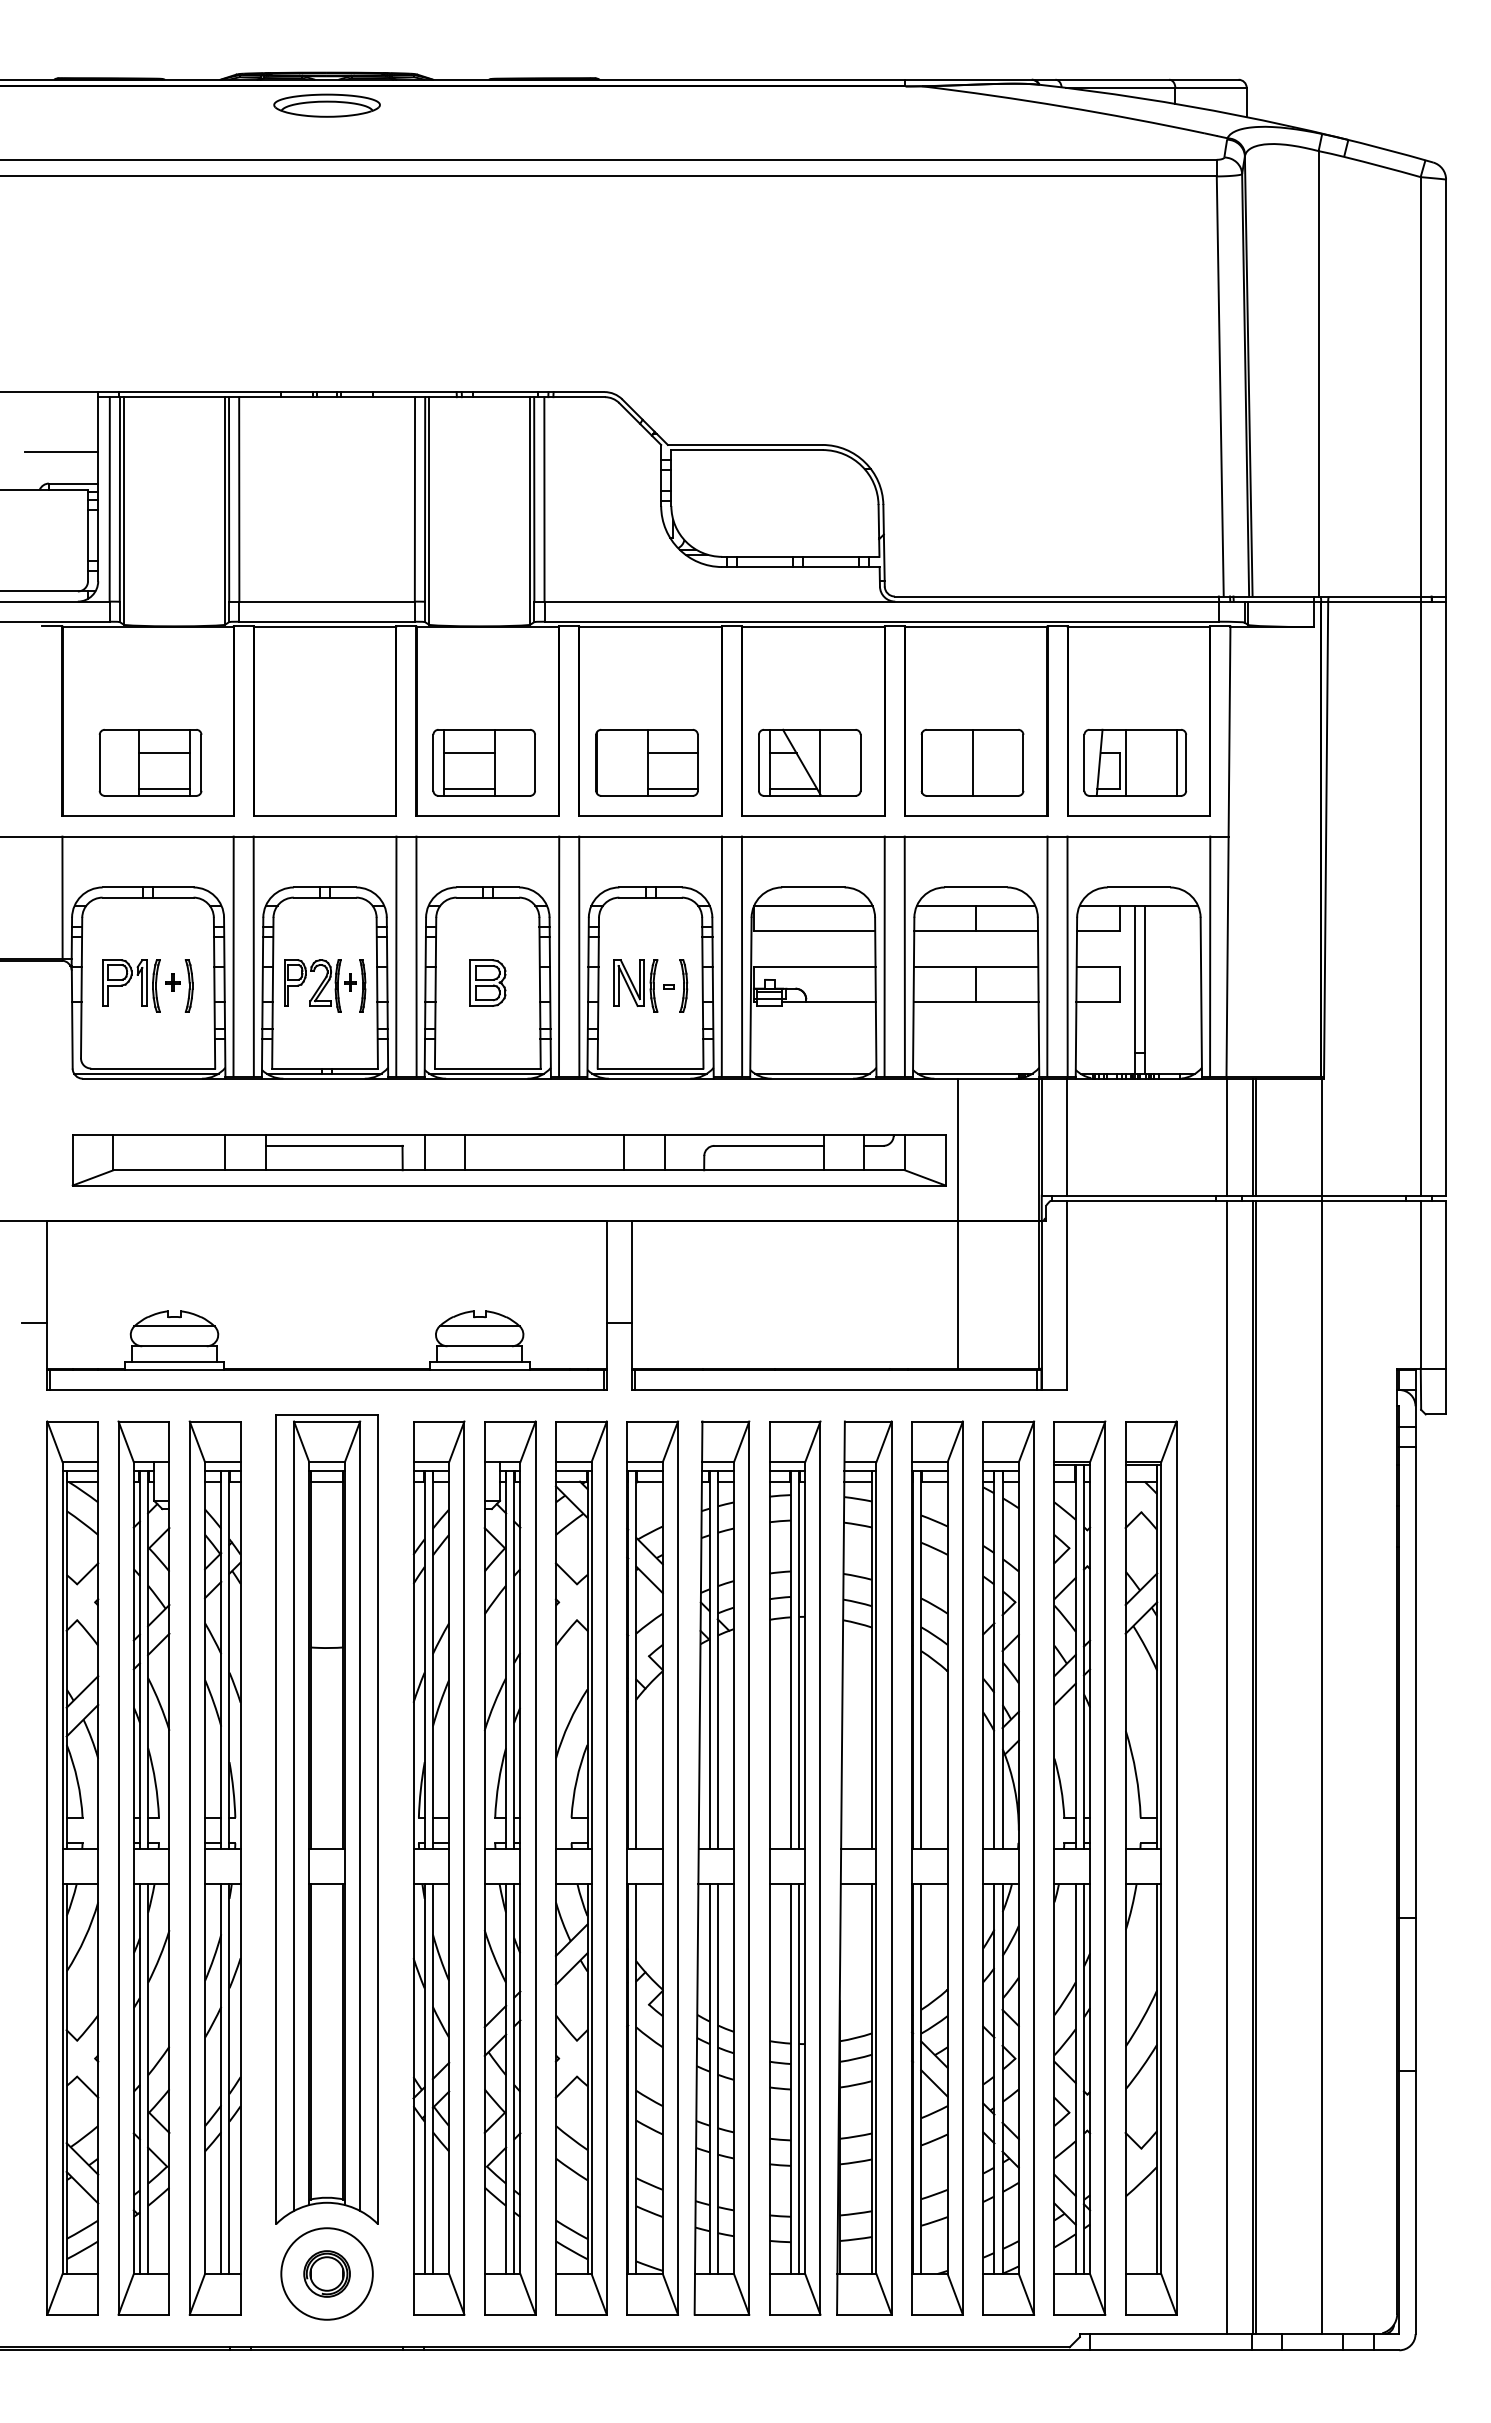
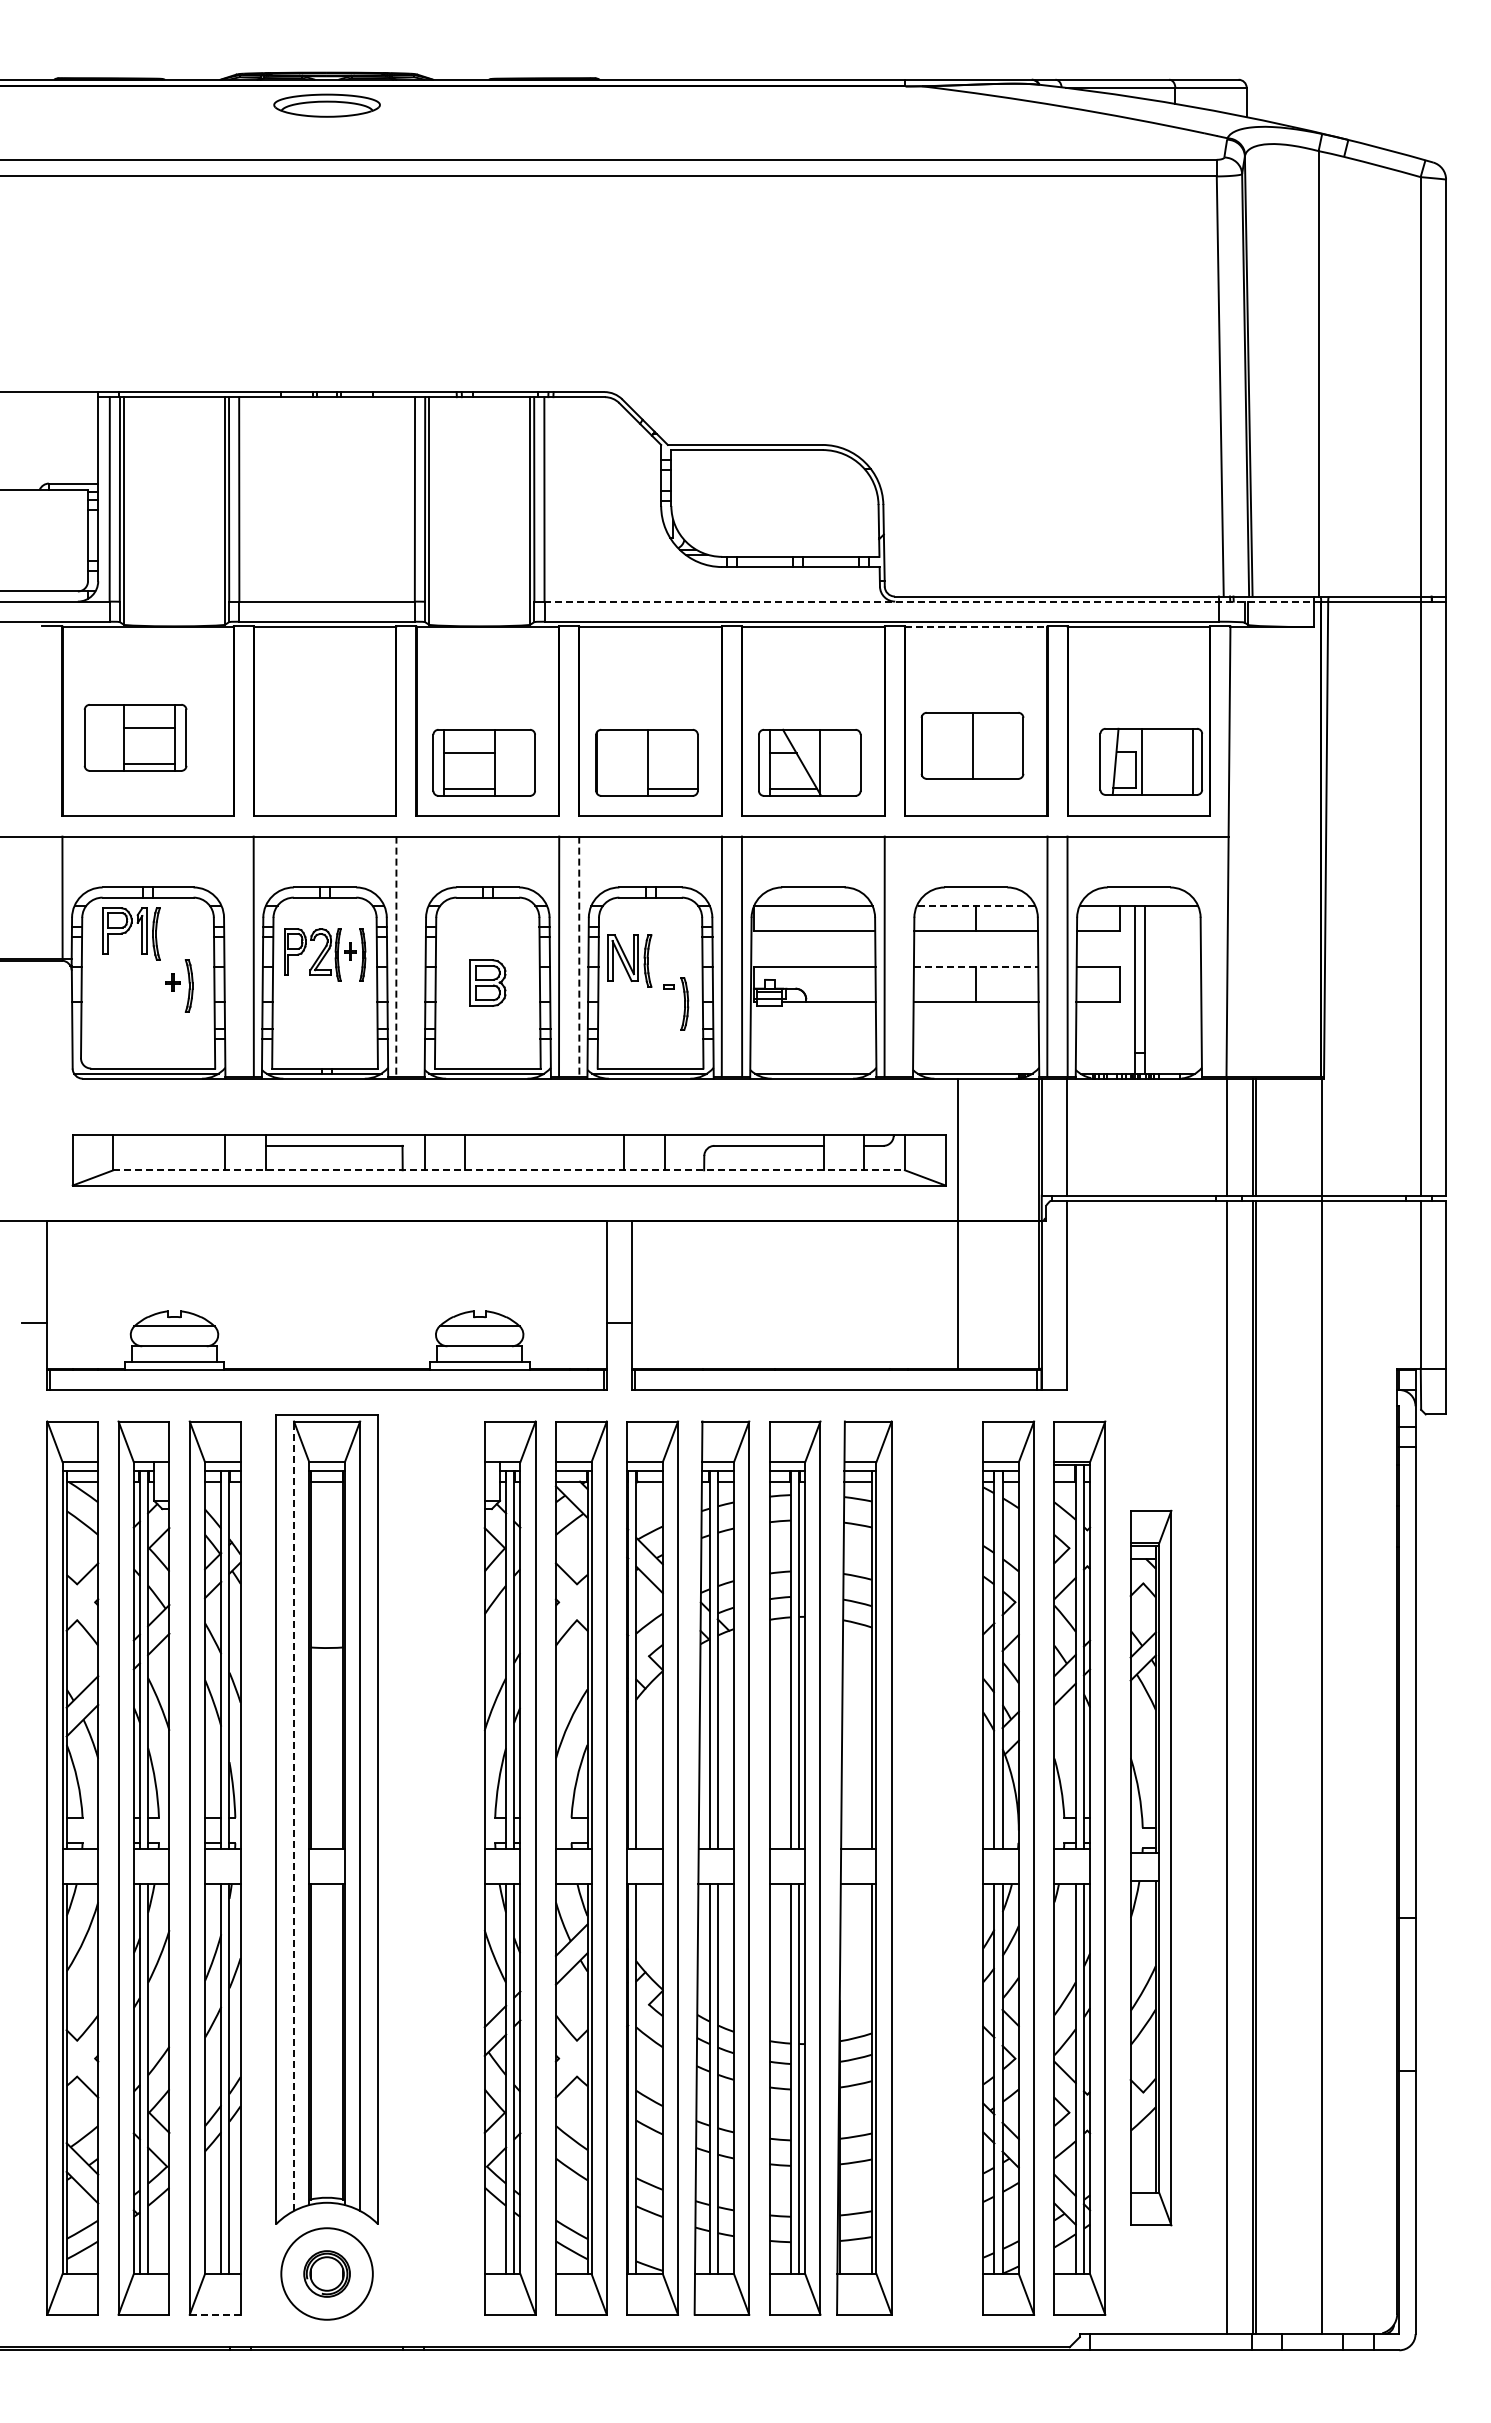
line: present -> none (61, 452)
line: solid -> dashed (932, 601)
line: solid -> dashed (976, 627)
line: present -> none (672, 753)
part position: (150, 762) -> (135, 737) (135, 737)
part position: (972, 762) -> (972, 745) (972, 745)
part position: (1134, 762) -> (1150, 761) (1150, 761)
line: solid -> dashed (975, 905)
line: present -> none (233, 956)
line: present -> none (416, 956)
line: present -> none (904, 956)
line: present -> none (1210, 956)
line: solid -> dashed (396, 957)
line: solid -> dashed (579, 957)
line: solid -> dashed (976, 966)
part position: (131, 985) -> (131, 933) (131, 933)
part position: (325, 985) -> (325, 954) (325, 954)
part position: (635, 985) -> (629, 960) (629, 960)
part position: (683, 985) -> (684, 1003) (684, 1003)
line: solid -> dashed (509, 1170)
line: solid -> dashed (294, 1816)
part: present -> none (438, 1867)
part: present -> none (937, 1867)
part size: 54x896 px -> 44x718 px (1150, 1867)
line: solid -> dashed (214, 2314)
